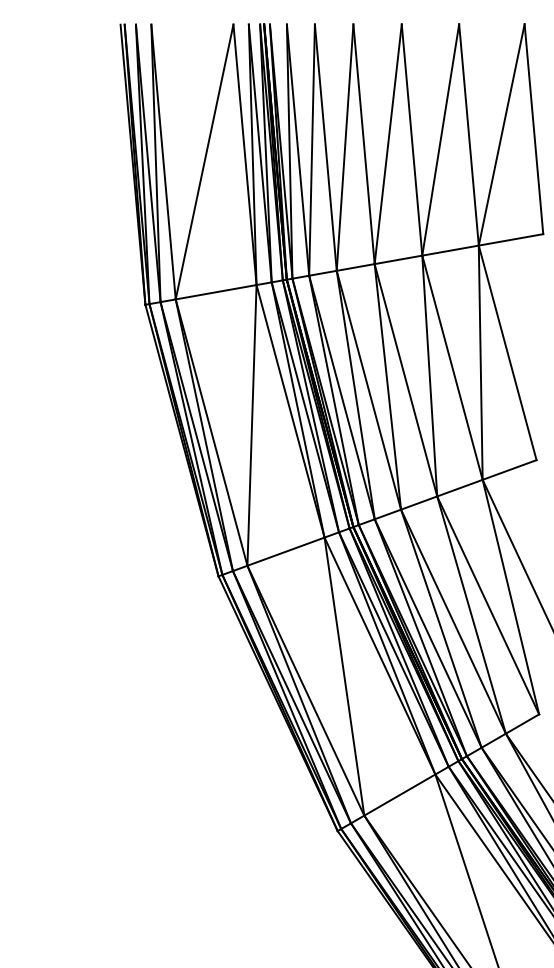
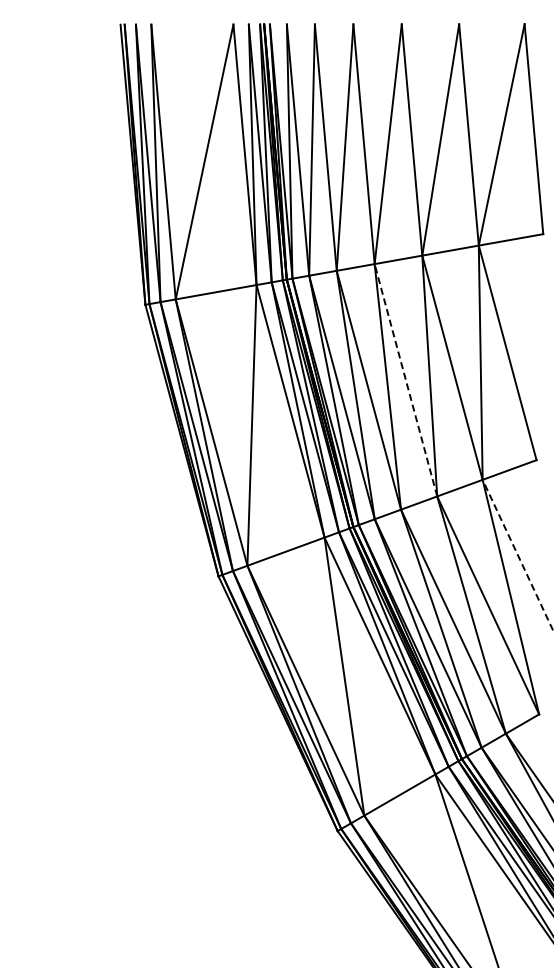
line: solid -> dashed (405, 379)
line: solid -> dashed (518, 555)
